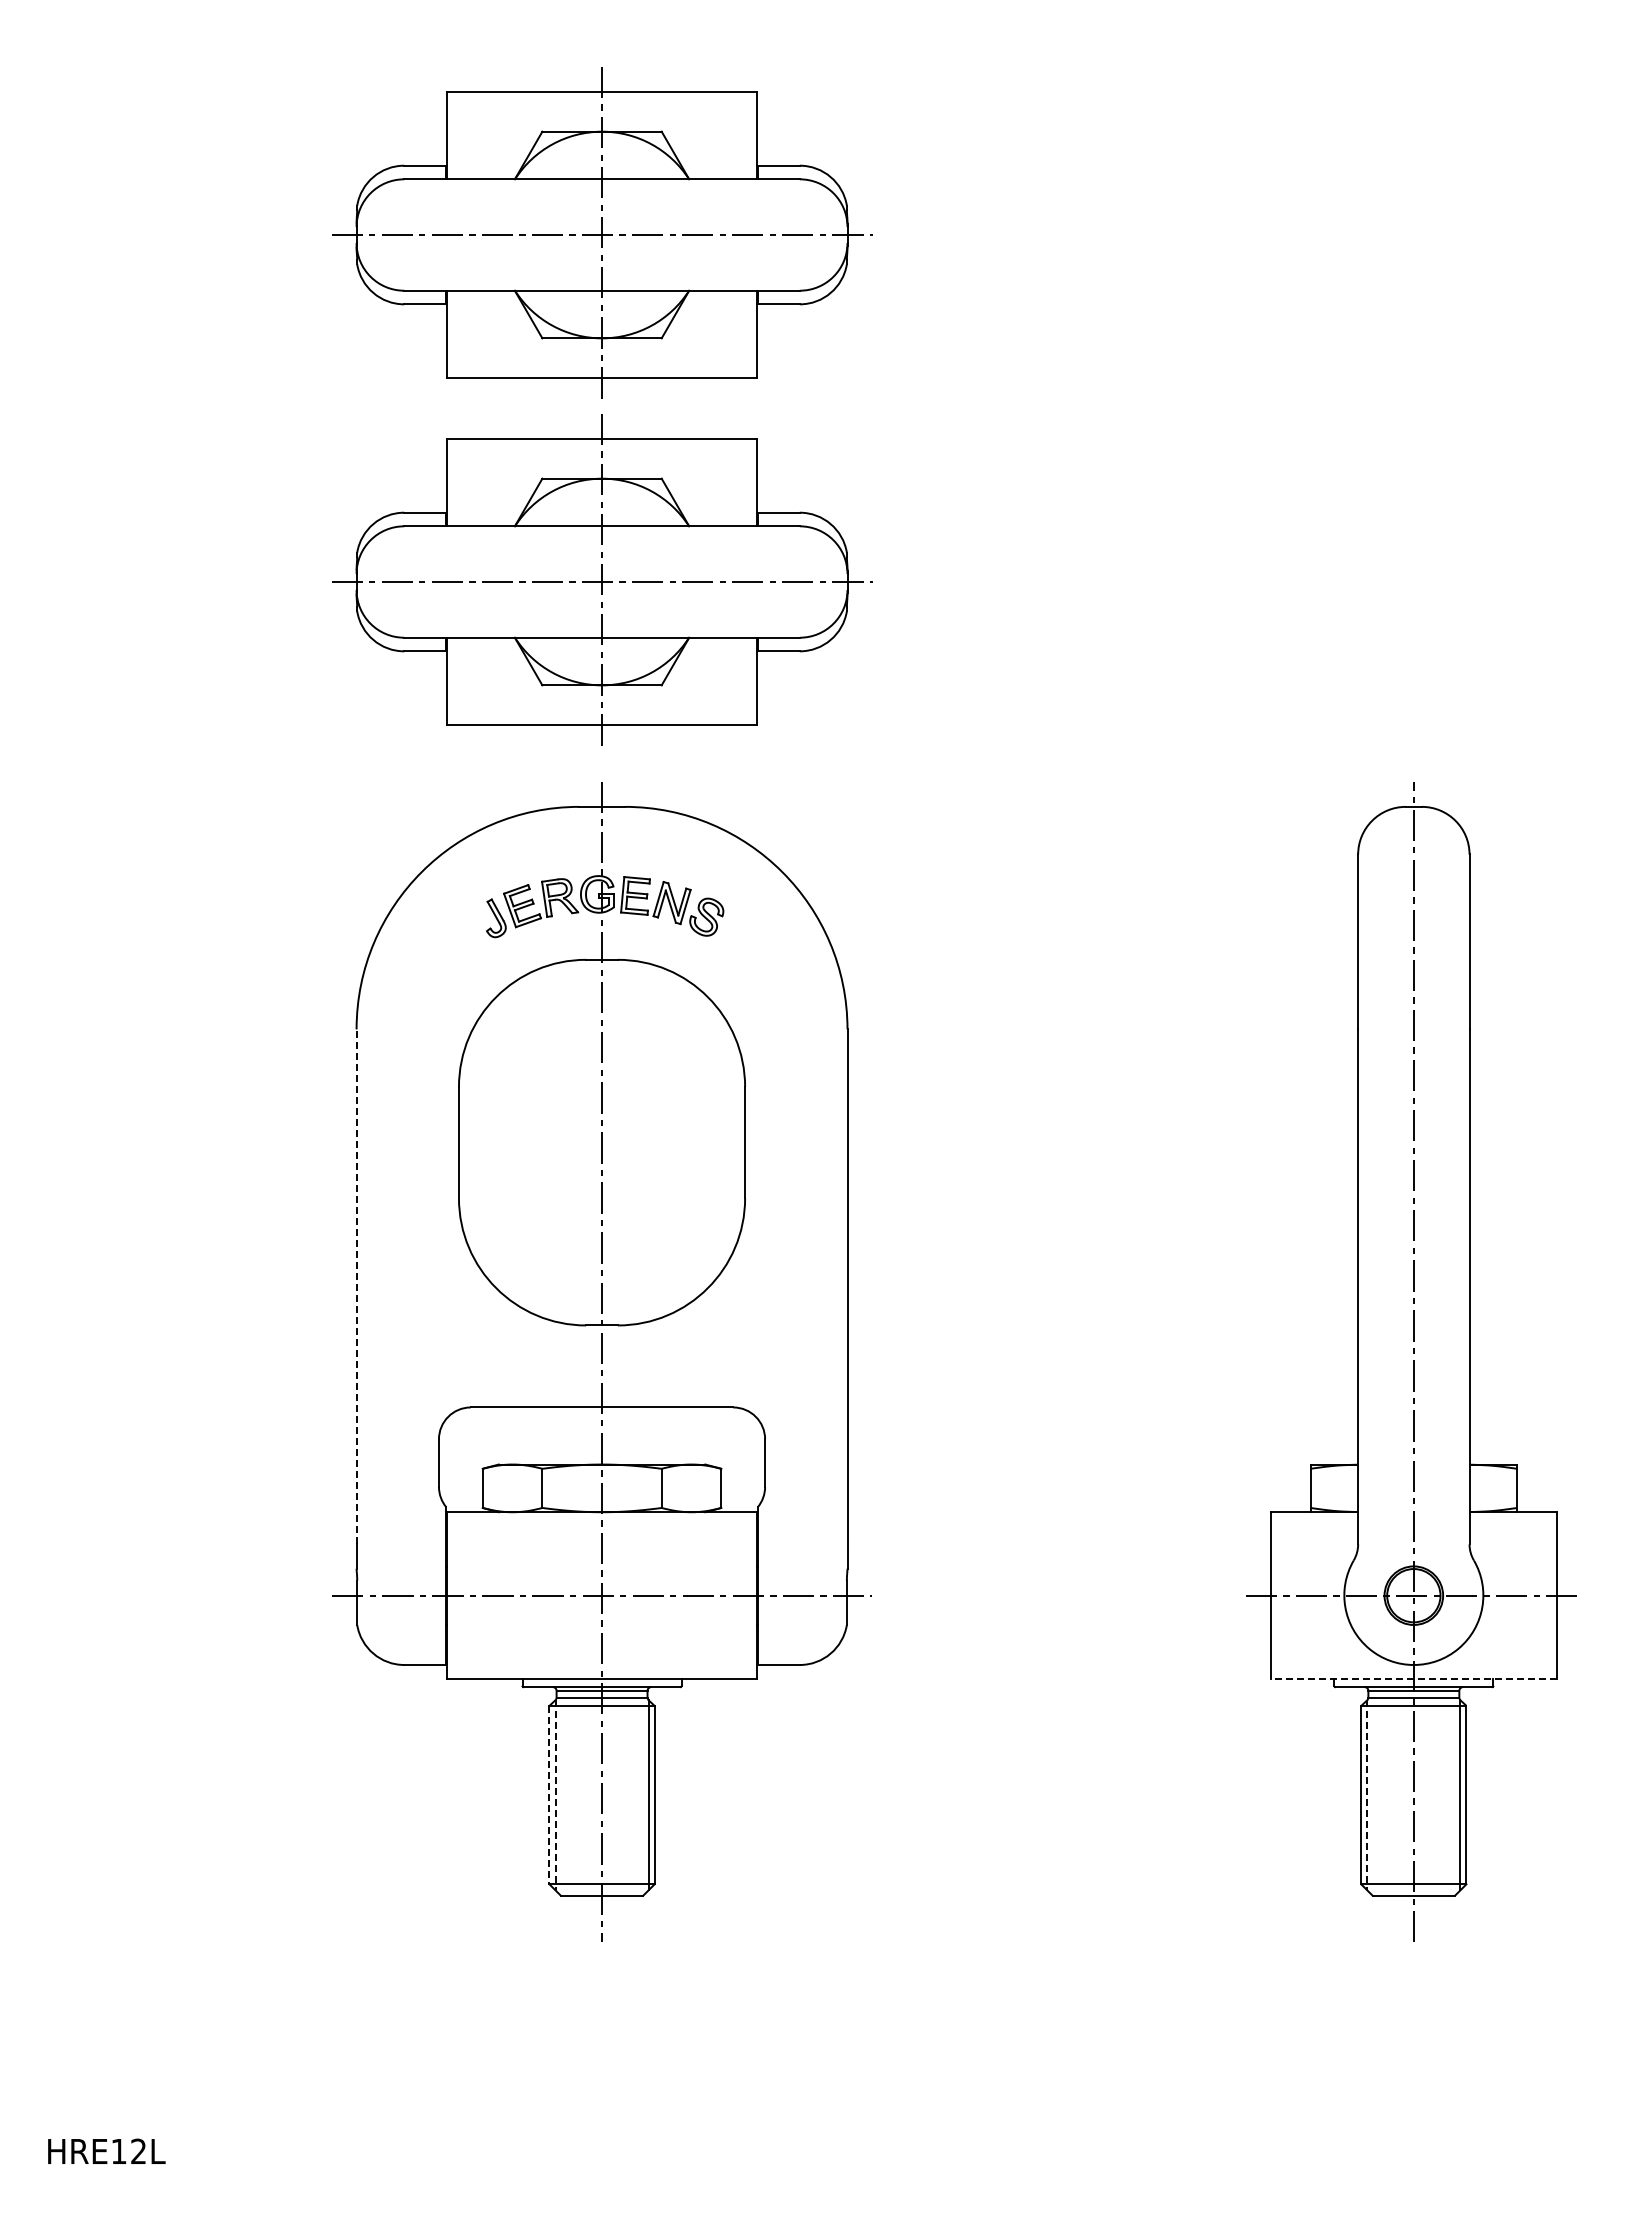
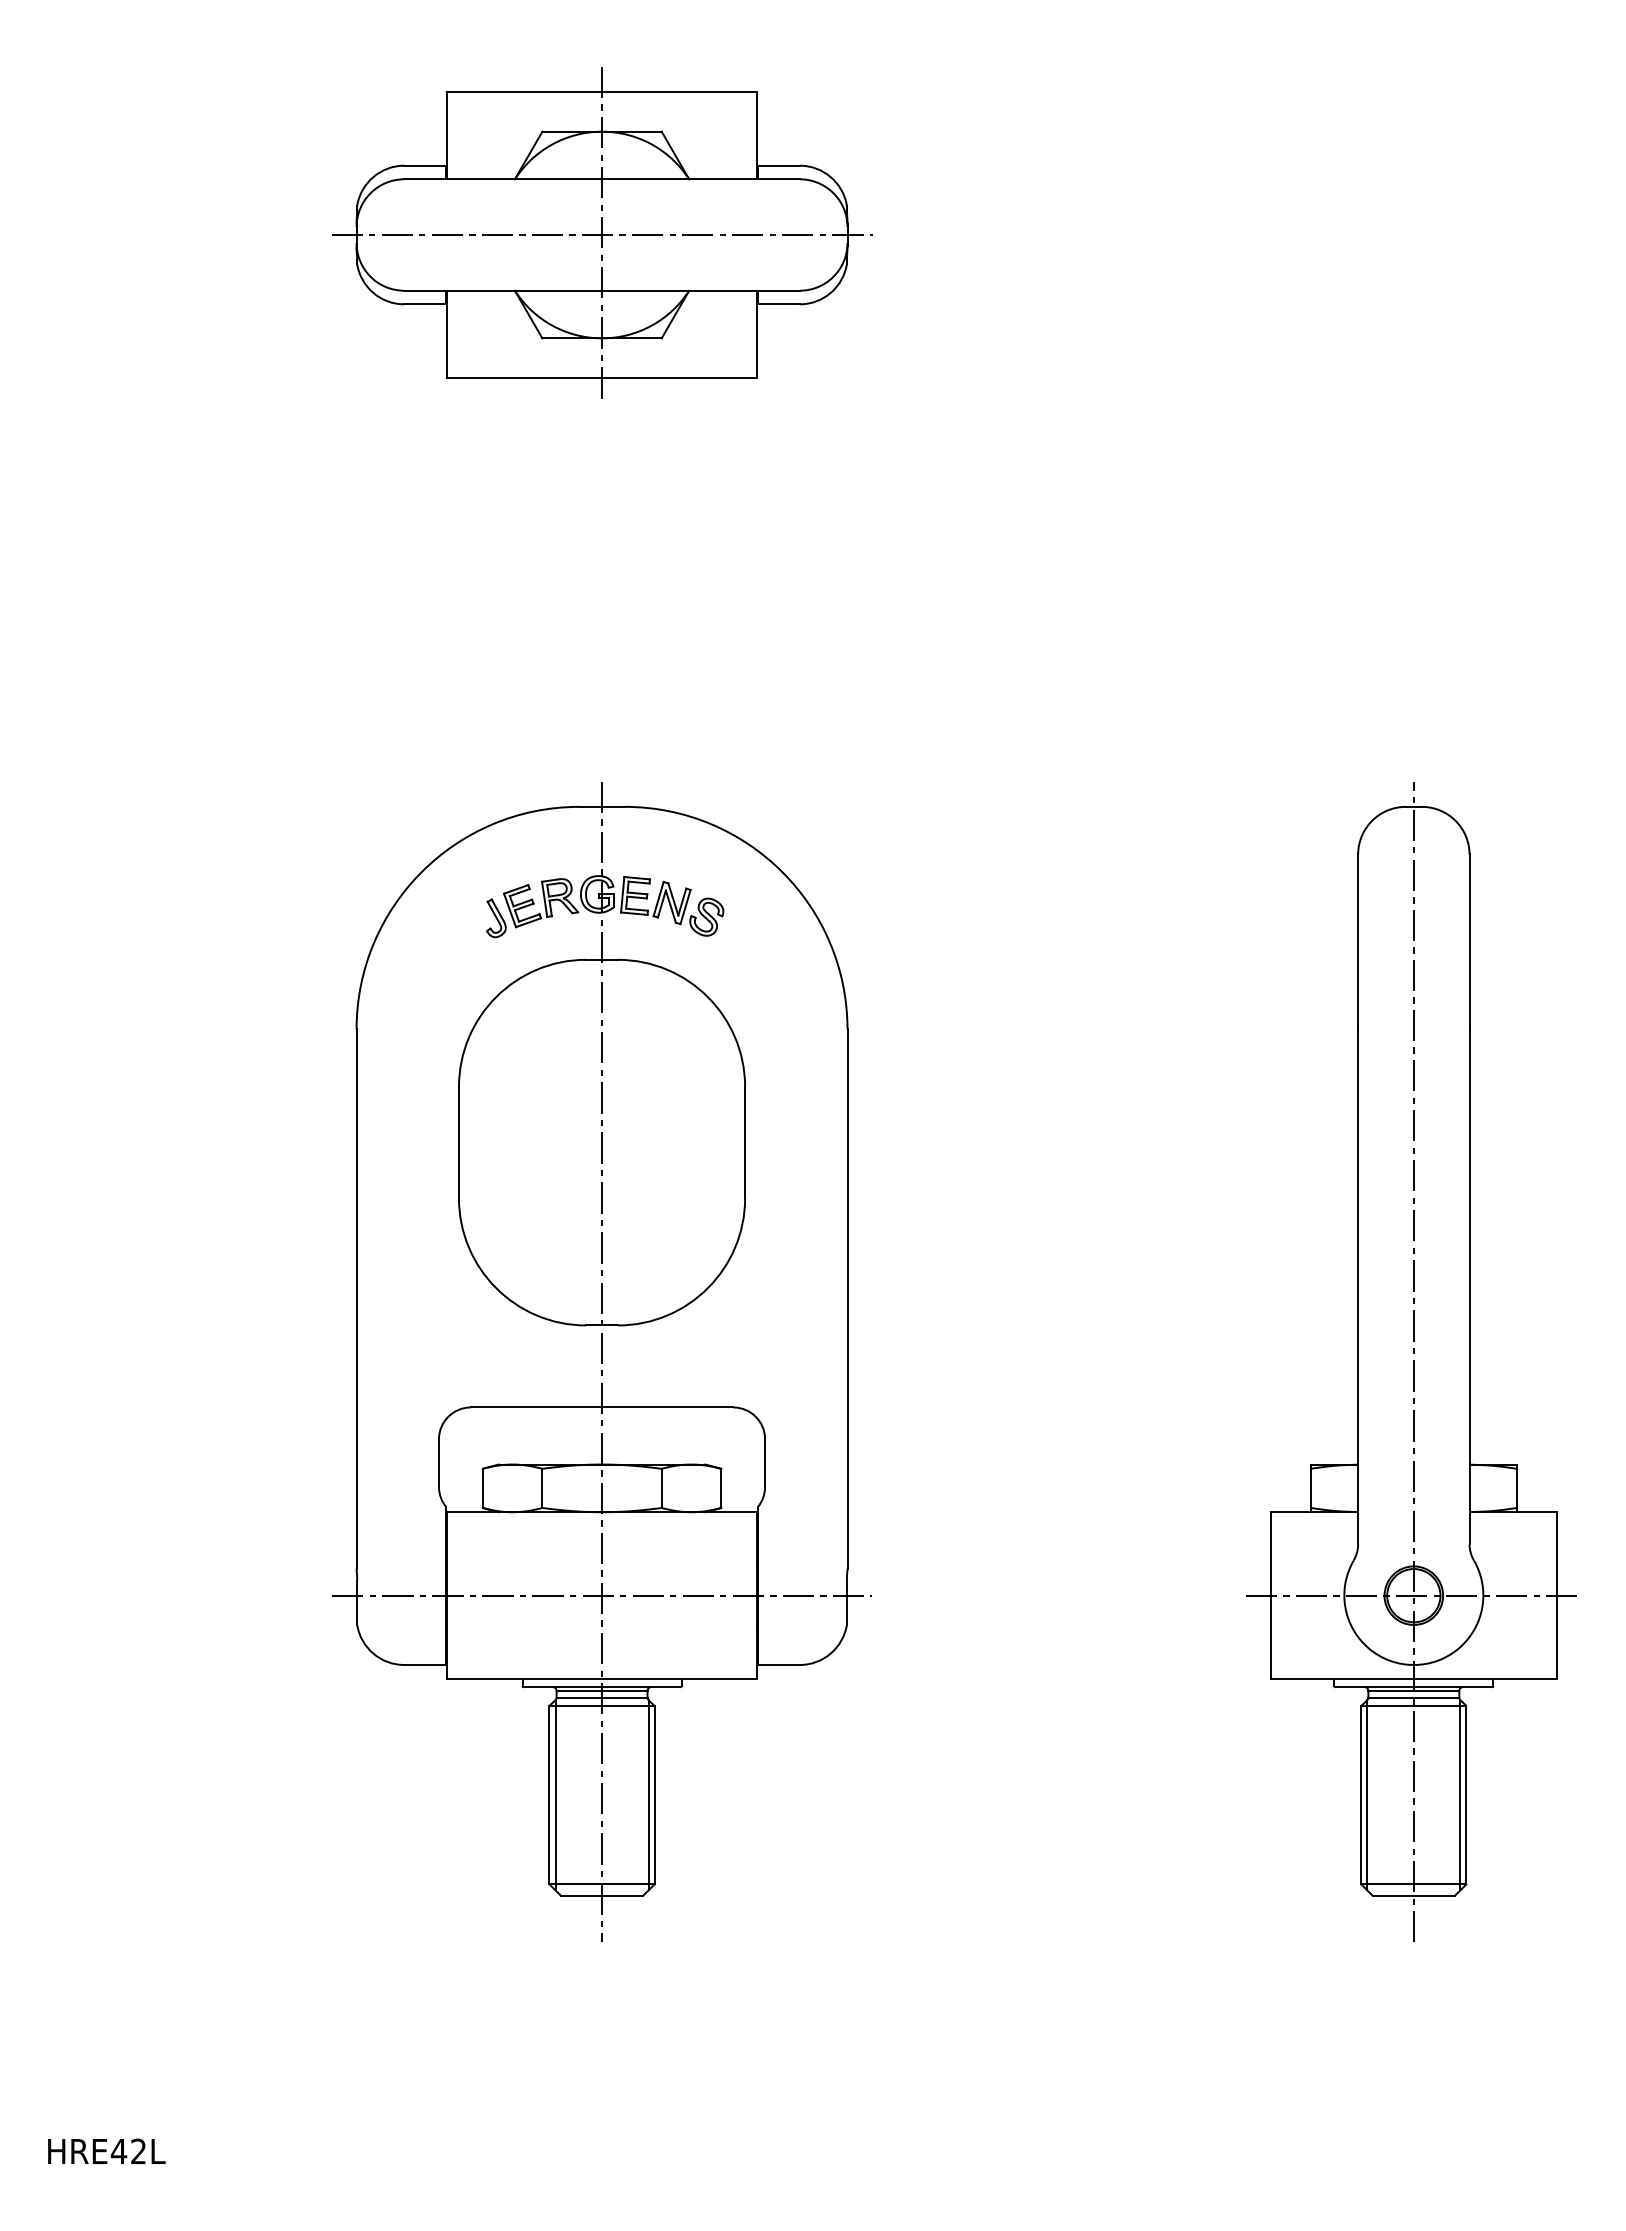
part: present -> none (602, 579)
line: dashed -> solid (356, 1286)
line: dashed -> solid (1413, 1679)
line: dashed -> solid (549, 1795)
line: dashed -> solid (555, 1795)
line: dashed -> solid (1367, 1795)
text: HRE12L -> HRE42L (118, 2151)
